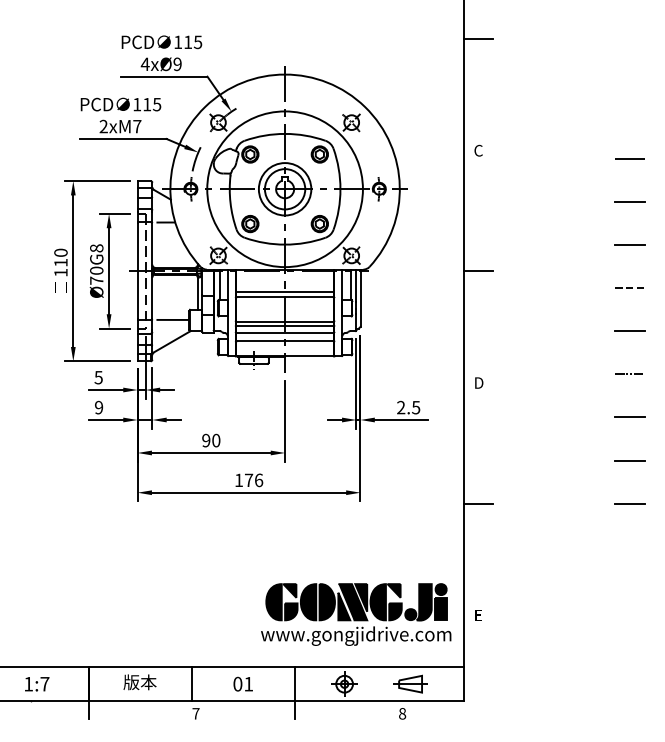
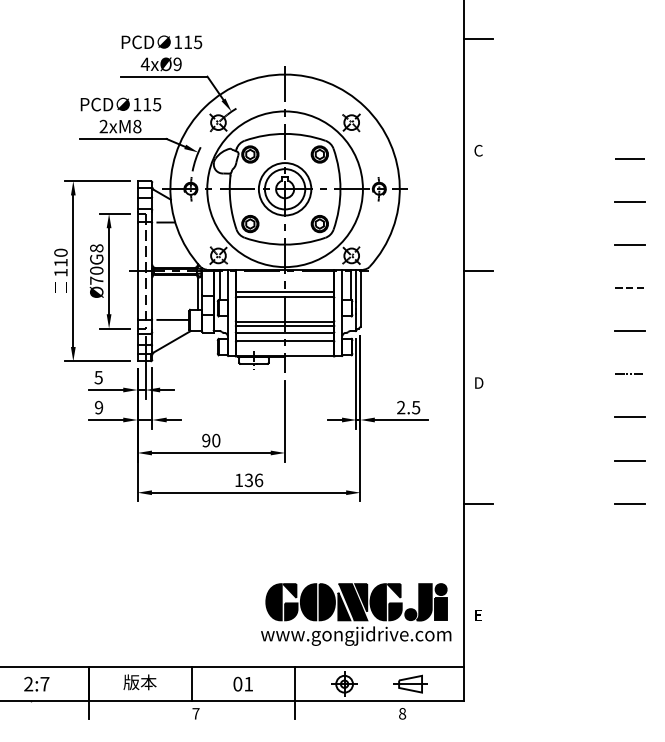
text: 2xM7 -> 2xM8 (137, 126)
text: 176 -> 136 (248, 480)
text: 1:7 -> 2:7 (28, 683)
